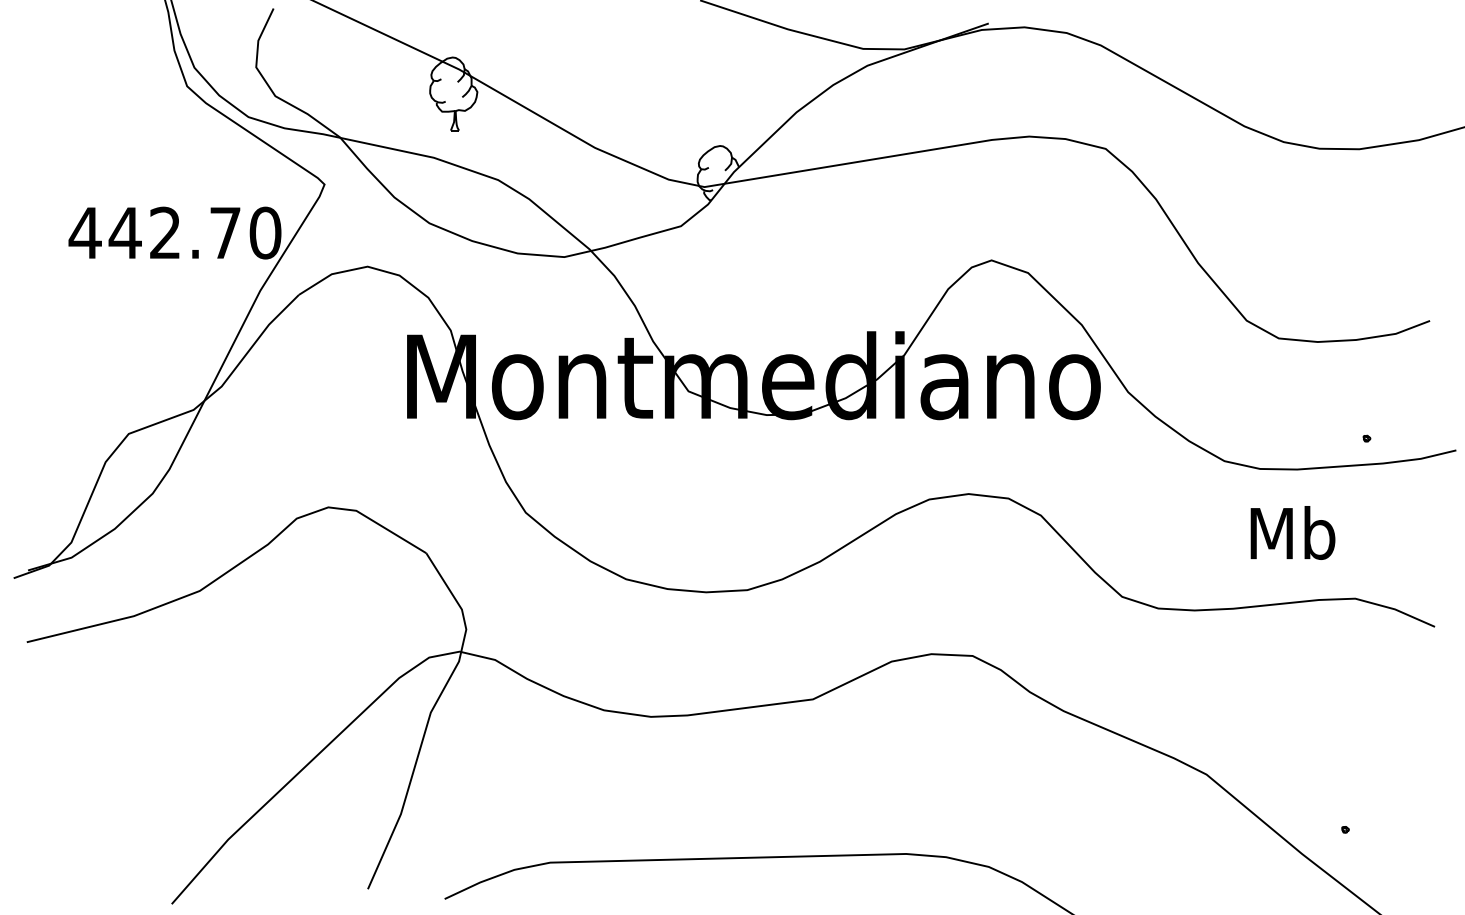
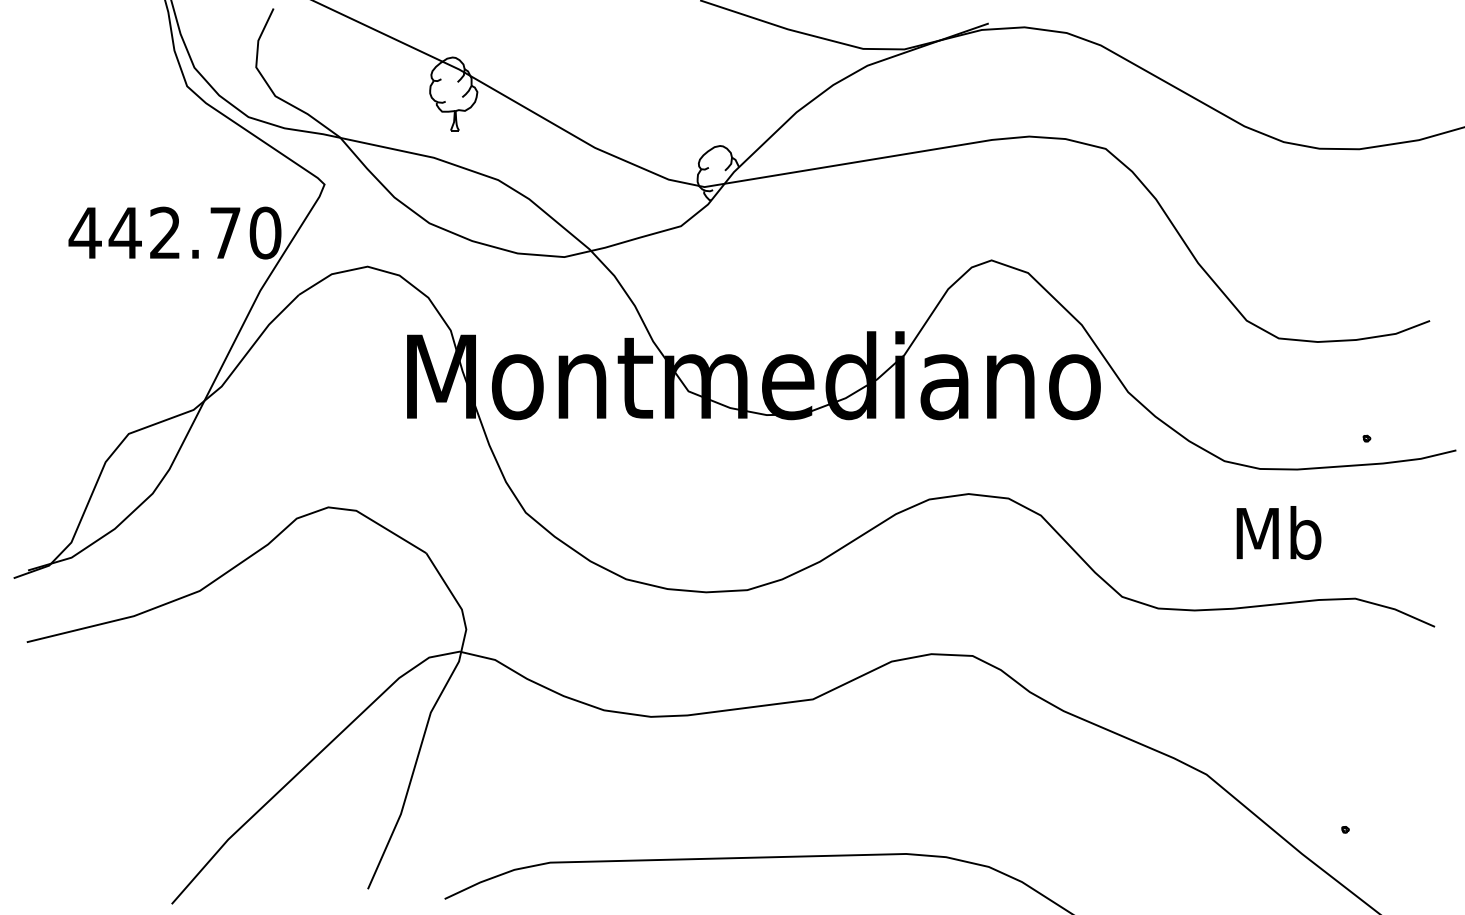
text position: (1292, 532) -> (1278, 532) (1278, 532)
